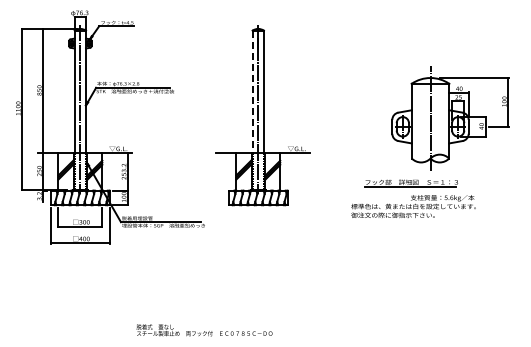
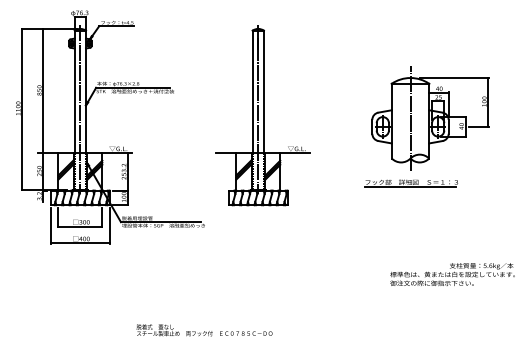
line: dashed -> solid (252, 92)
part position: (450, 118) -> (430, 118) (430, 118)
text position: (413, 206) -> (452, 274) (452, 274)
